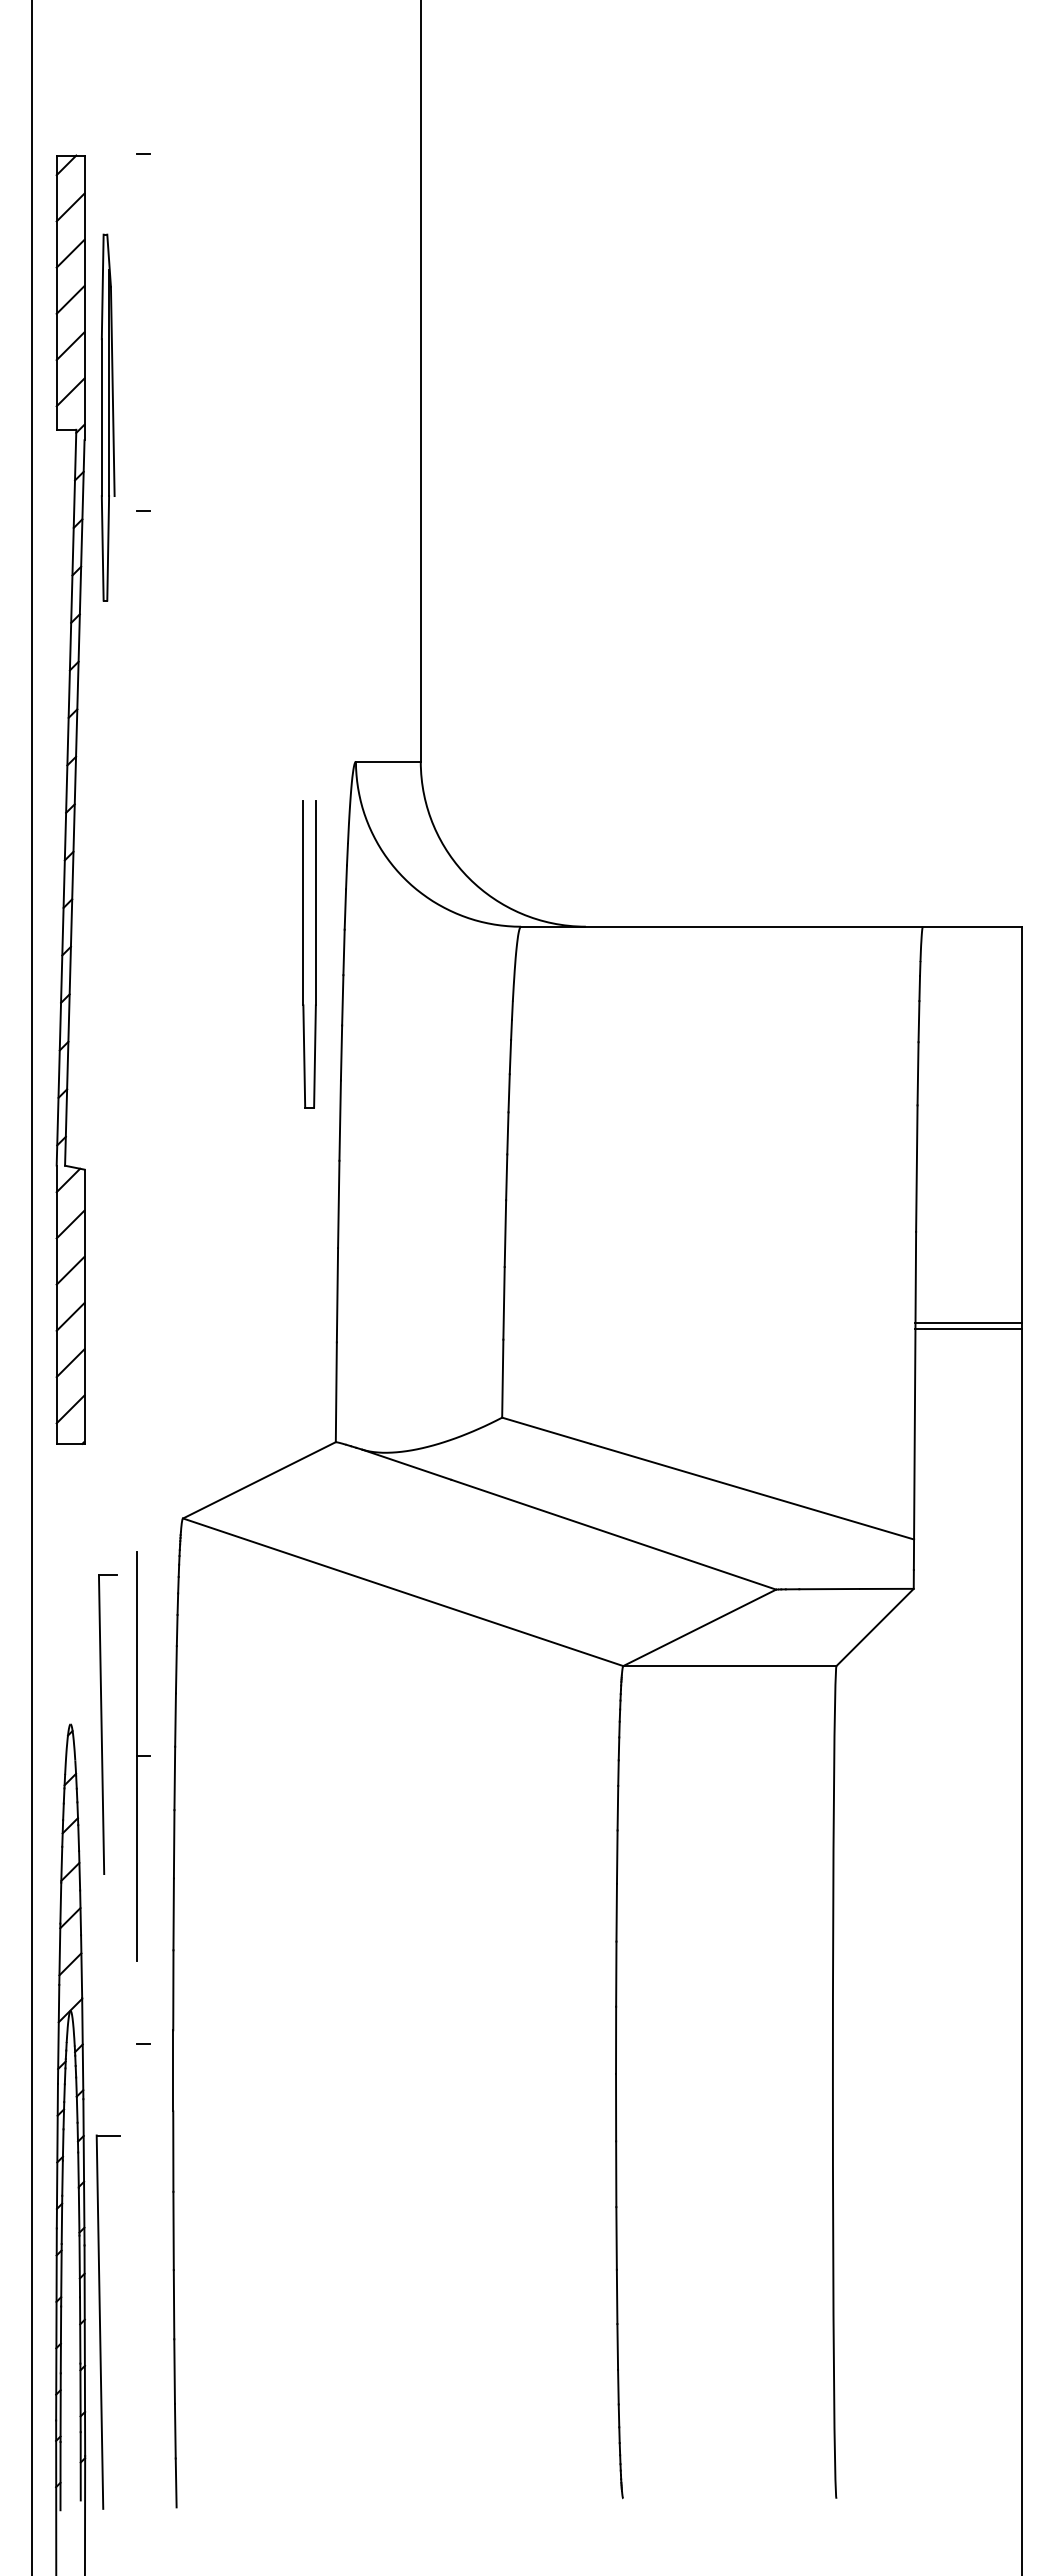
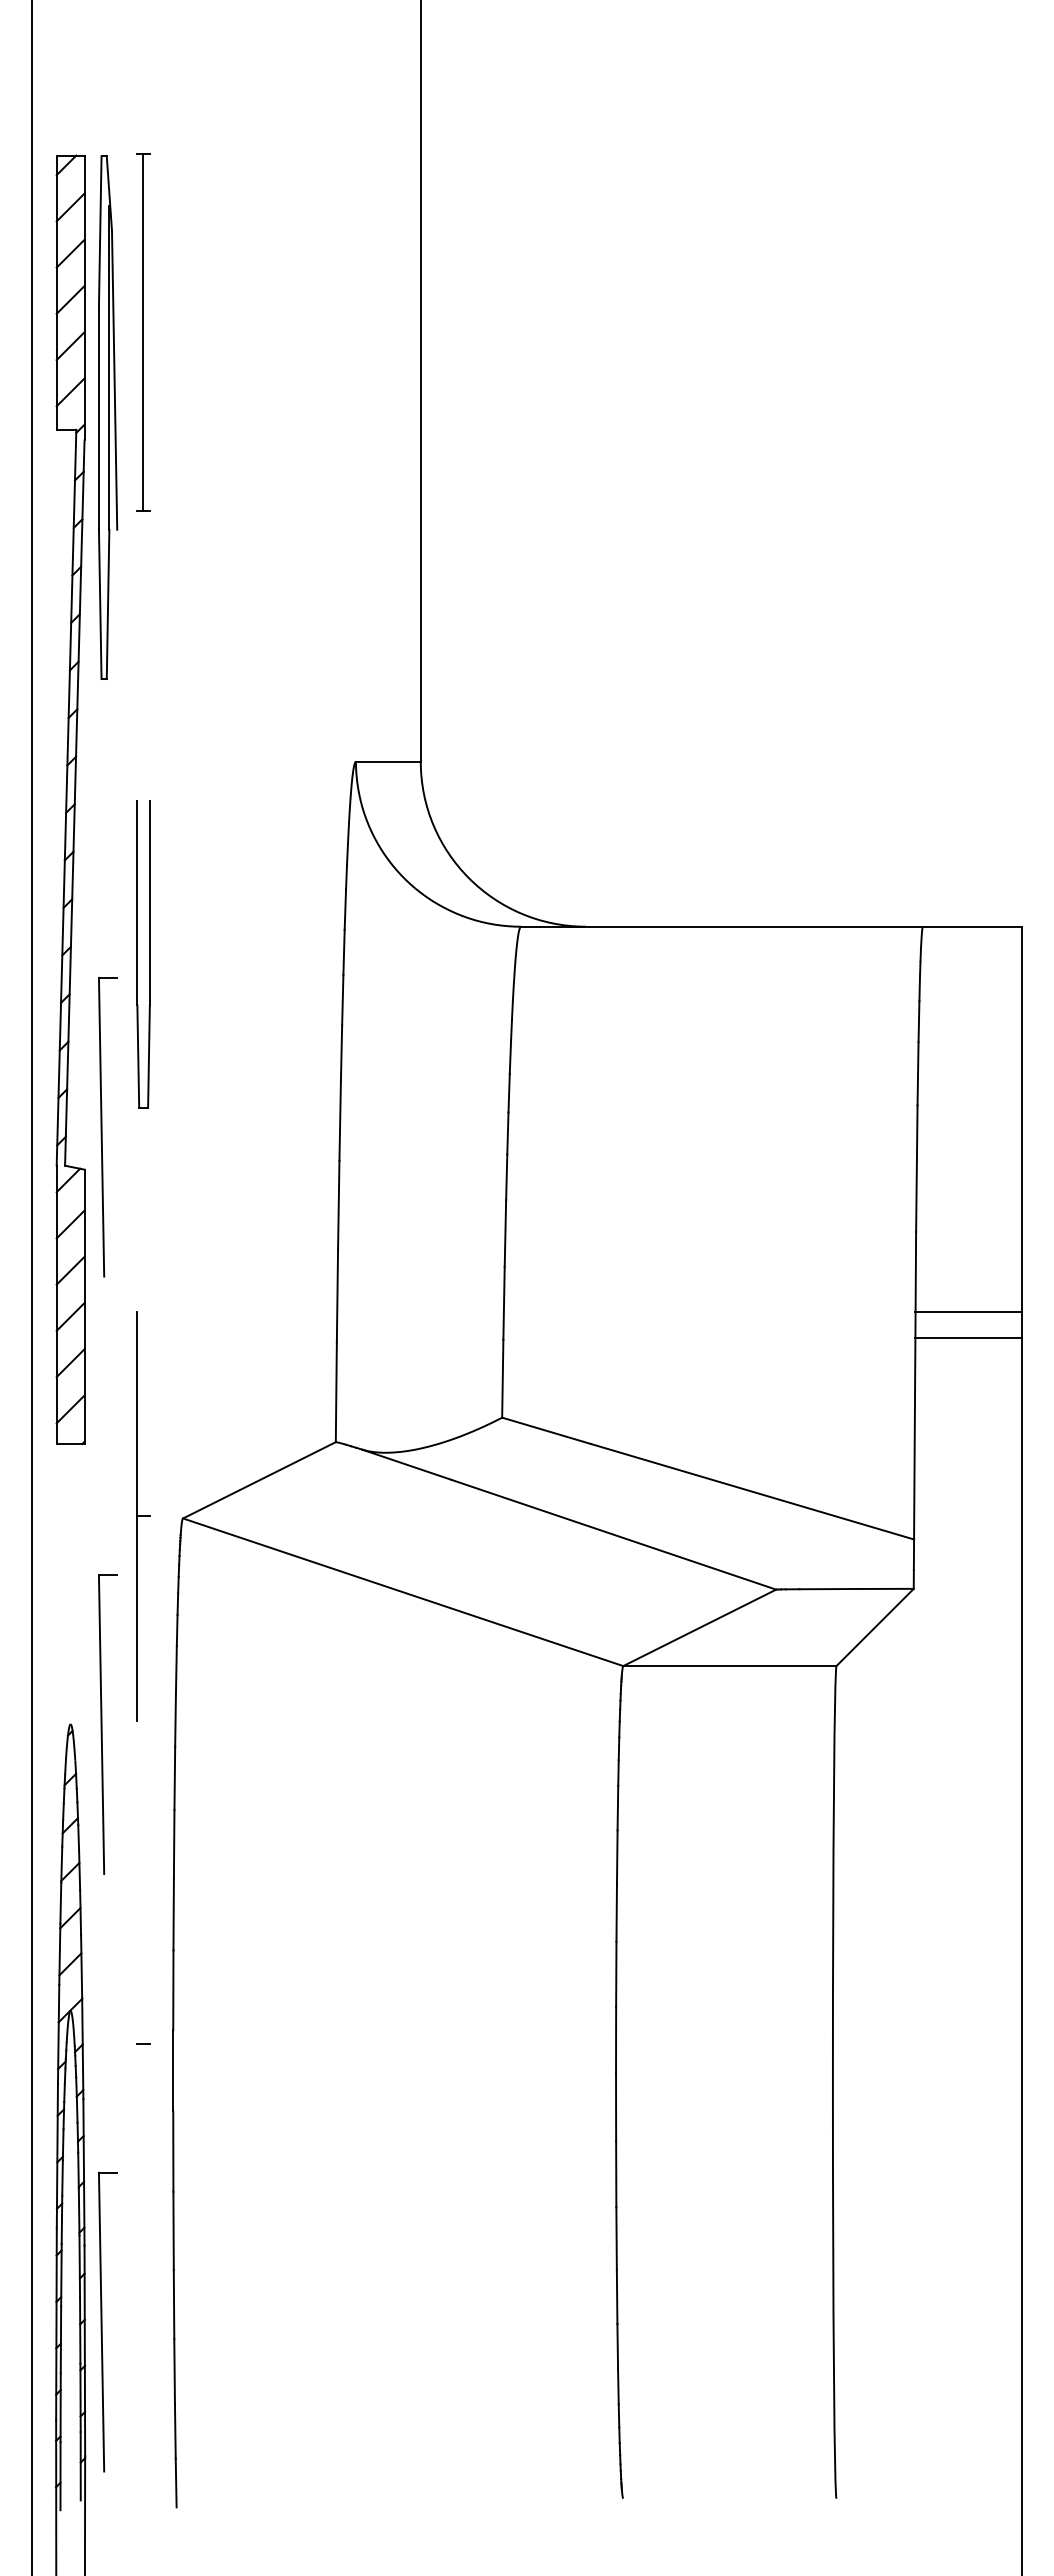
line: none -> present (142, 332)
part size: 16x369 px -> 21x525 px (108, 417)
part position: (309, 954) -> (143, 954) (143, 954)
part: none -> present (107, 1127)
line position: (968, 1322) -> (968, 1337) (968, 1337)
line position: (968, 1328) -> (968, 1311) (968, 1311)
part position: (143, 1756) -> (143, 1516) (143, 1516)
part size: 26x376 px -> 20x302 px (107, 2321)
